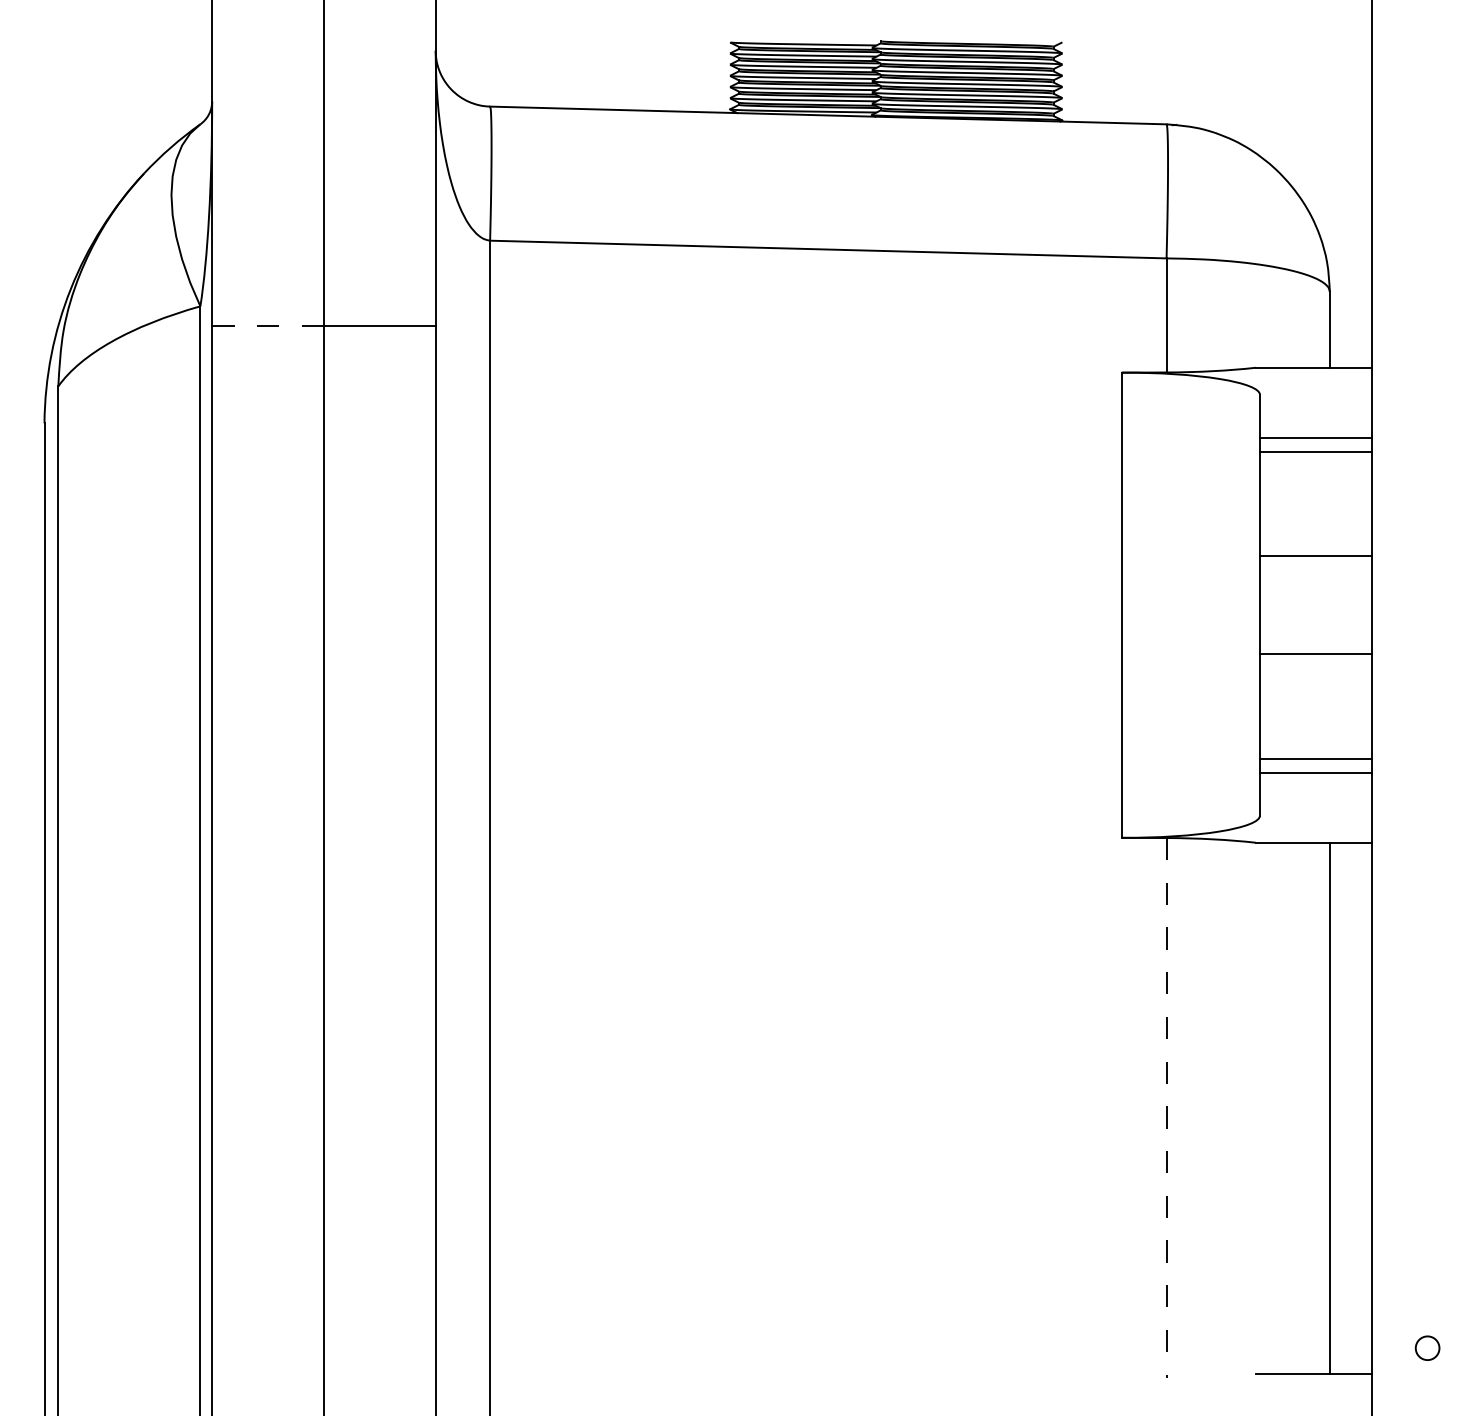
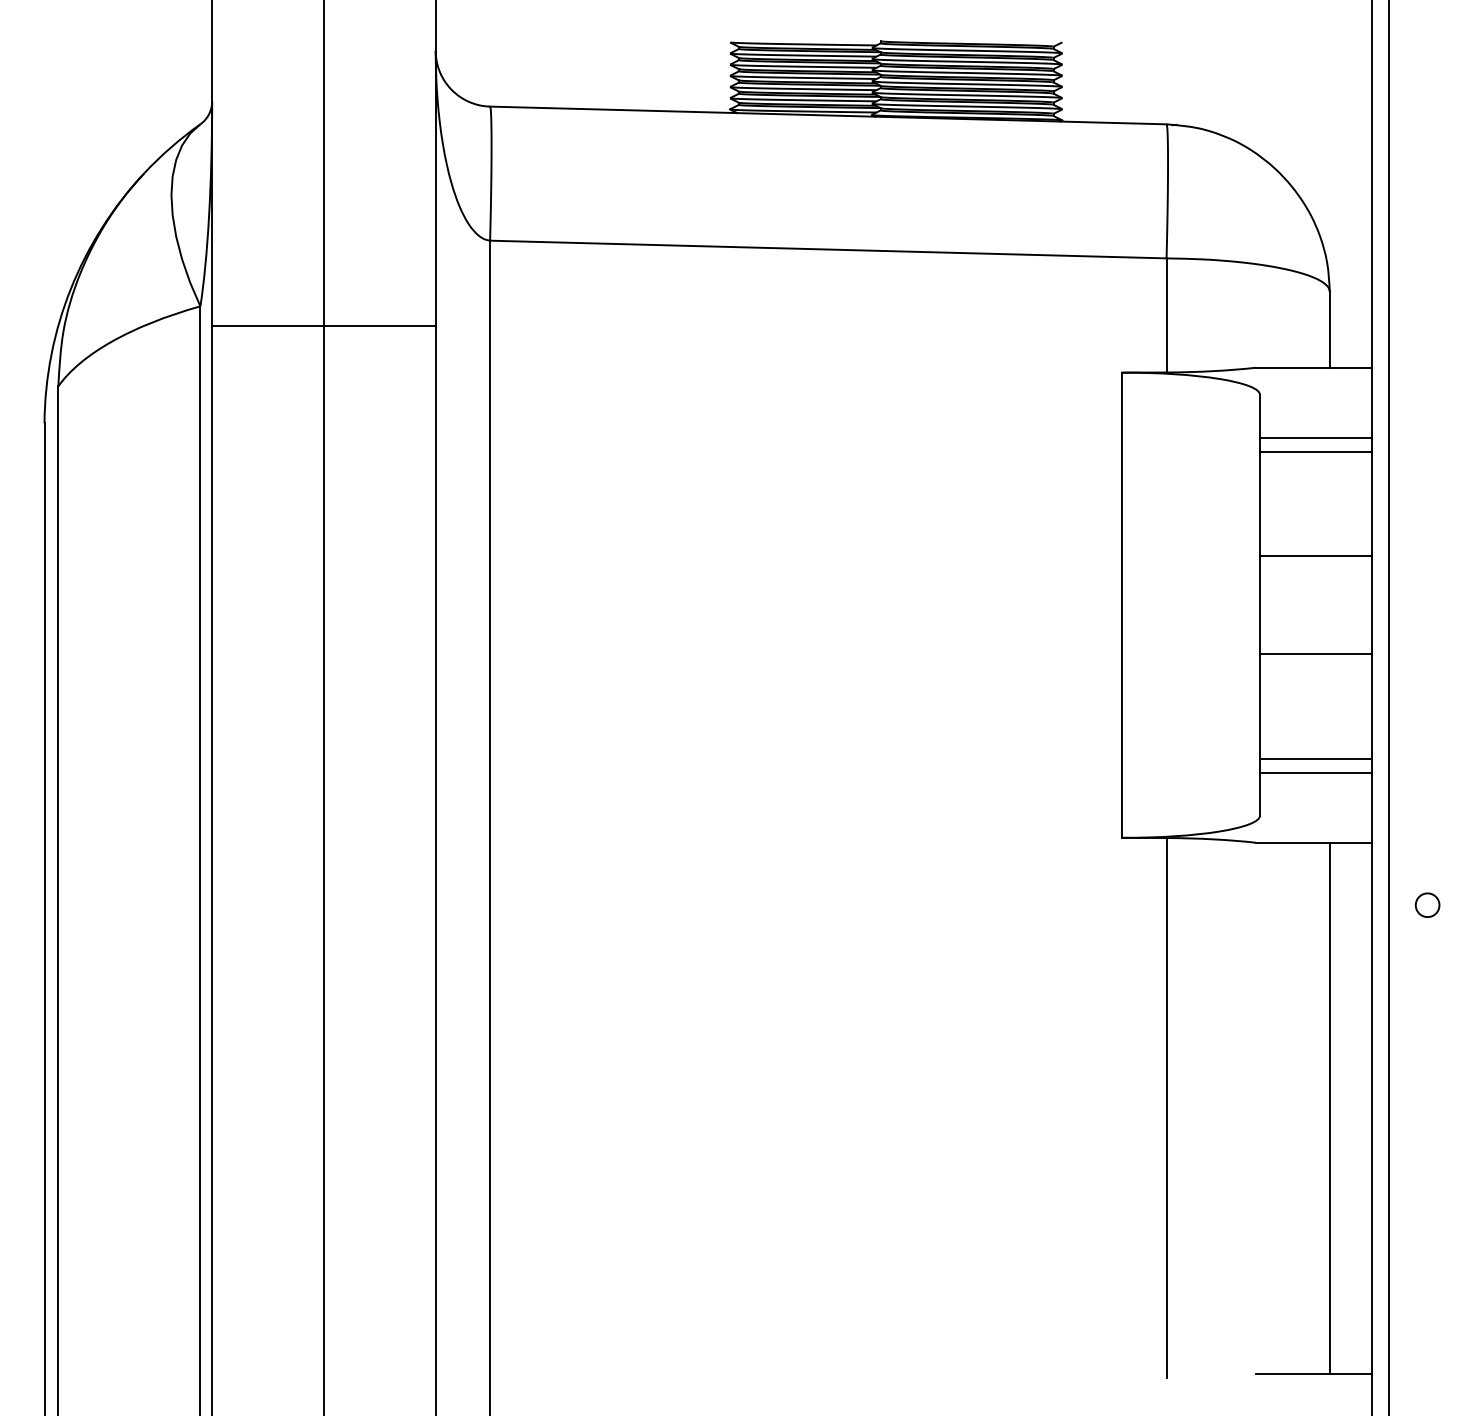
line: dashed -> solid (268, 325)
line: none -> present (1389, 707)
line: dashed -> solid (1166, 1108)
circle position: (1427, 1347) -> (1427, 904) (1427, 904)
